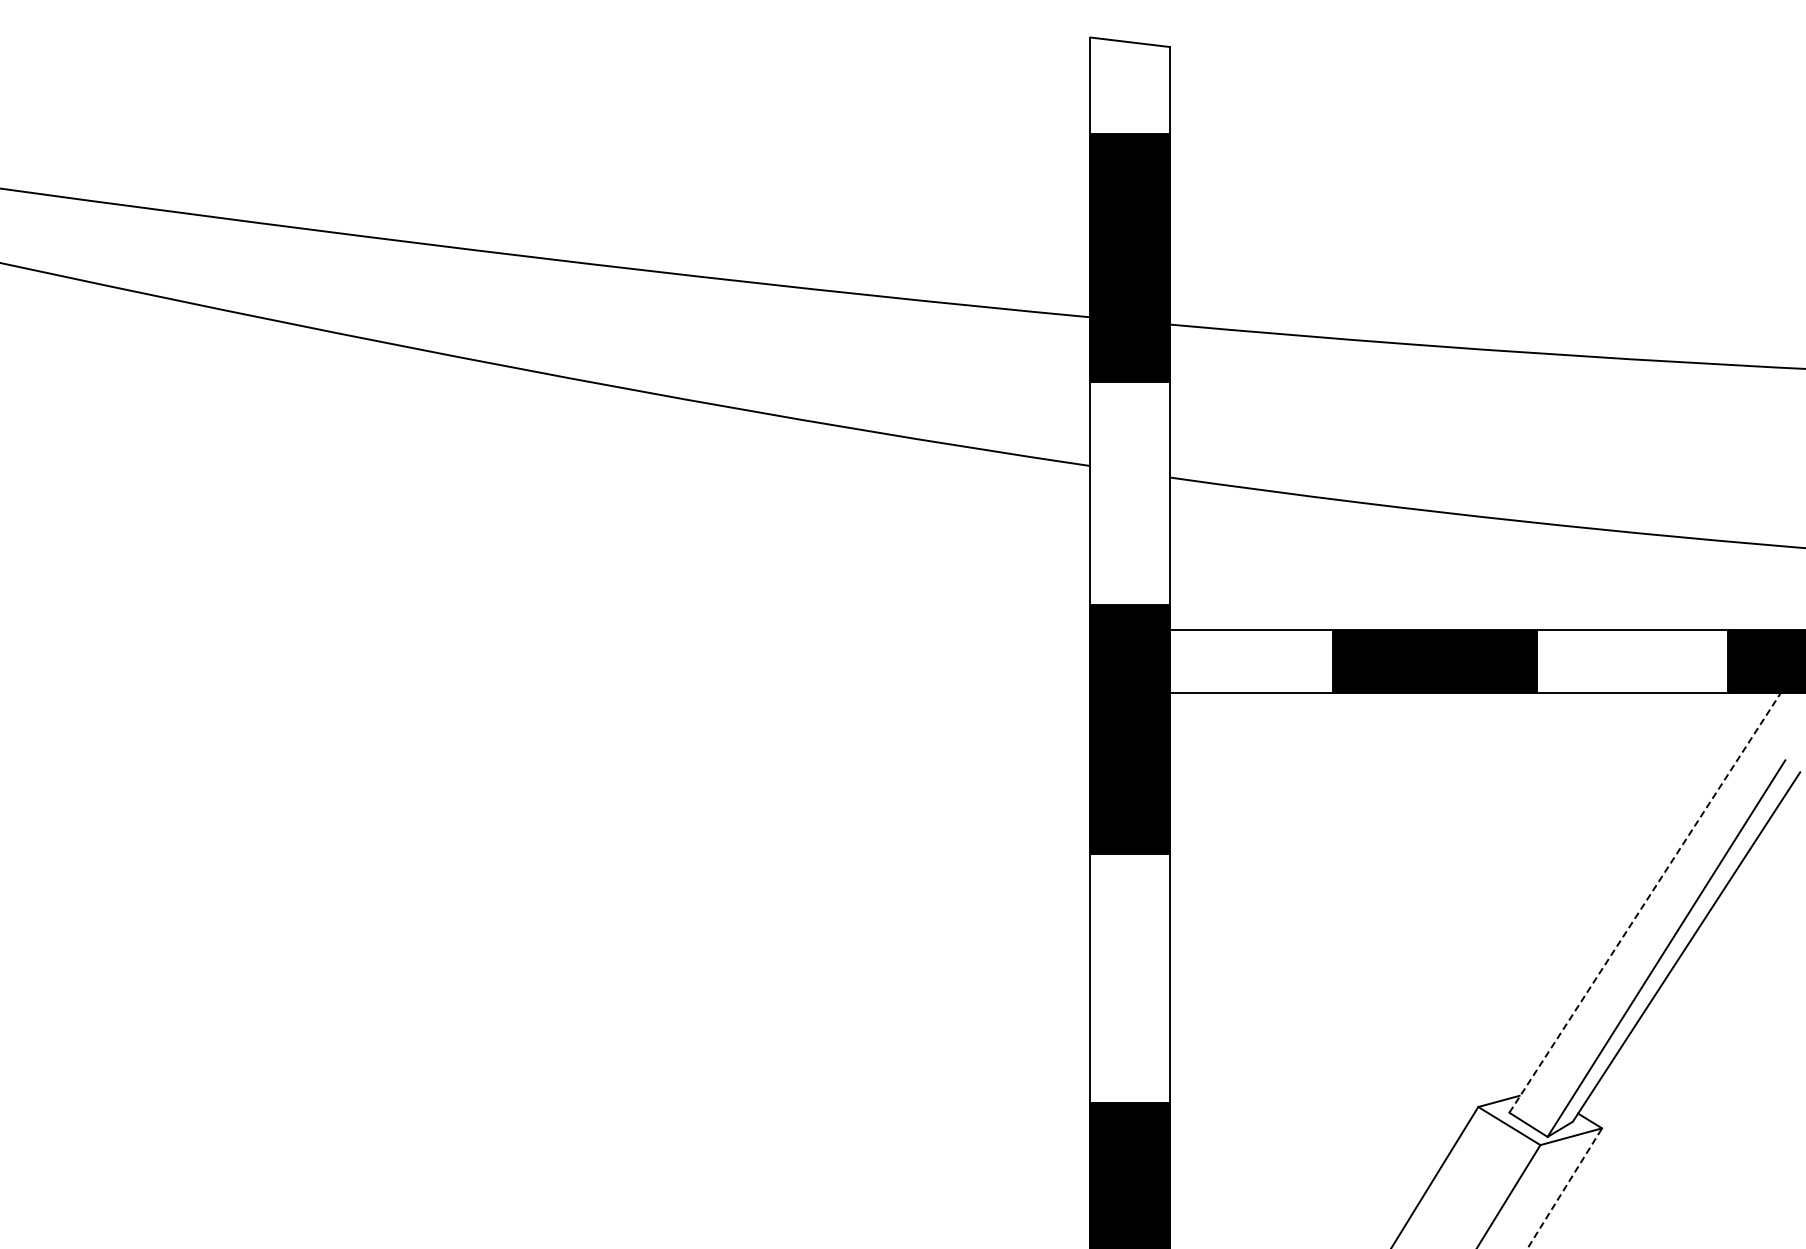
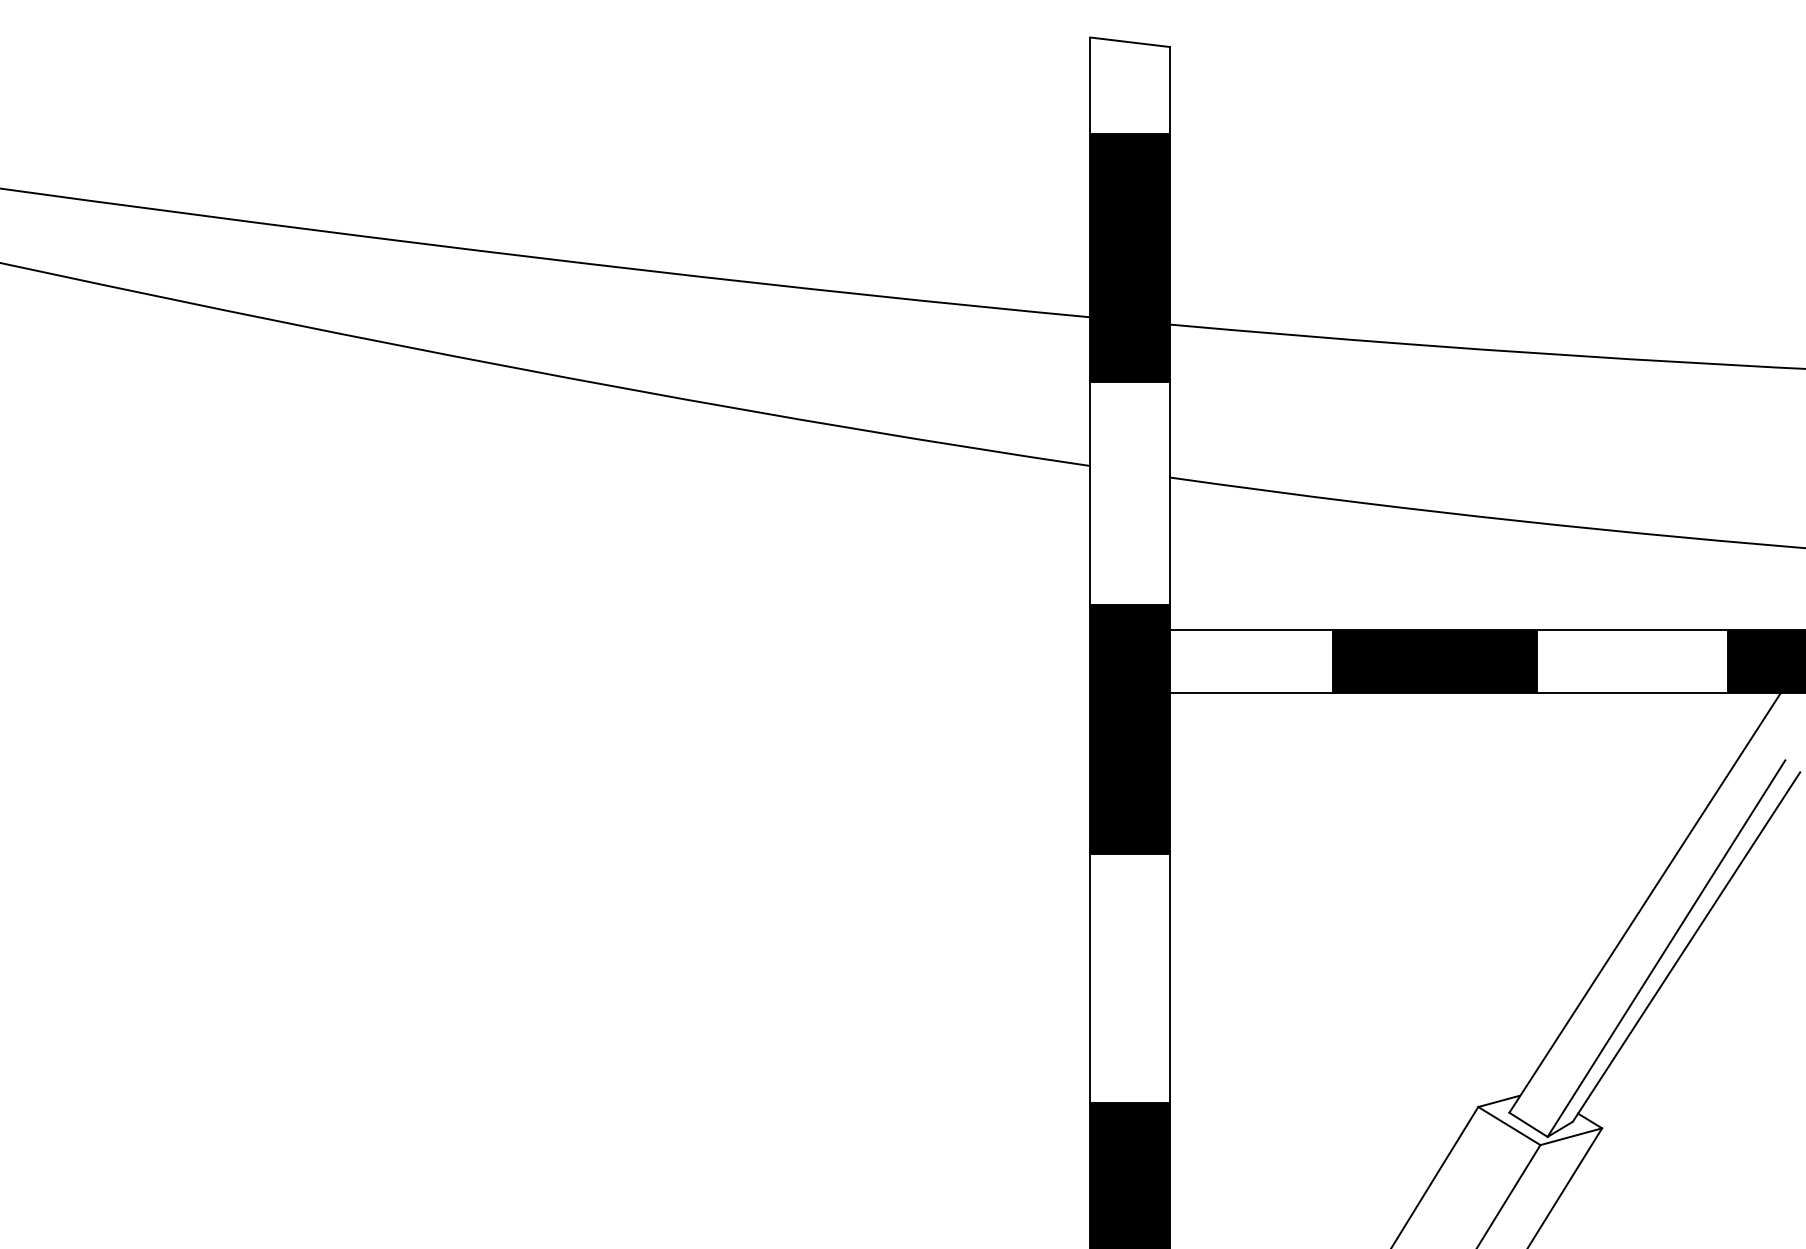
line: dashed -> solid (1649, 895)
line: dashed -> solid (1564, 1188)
